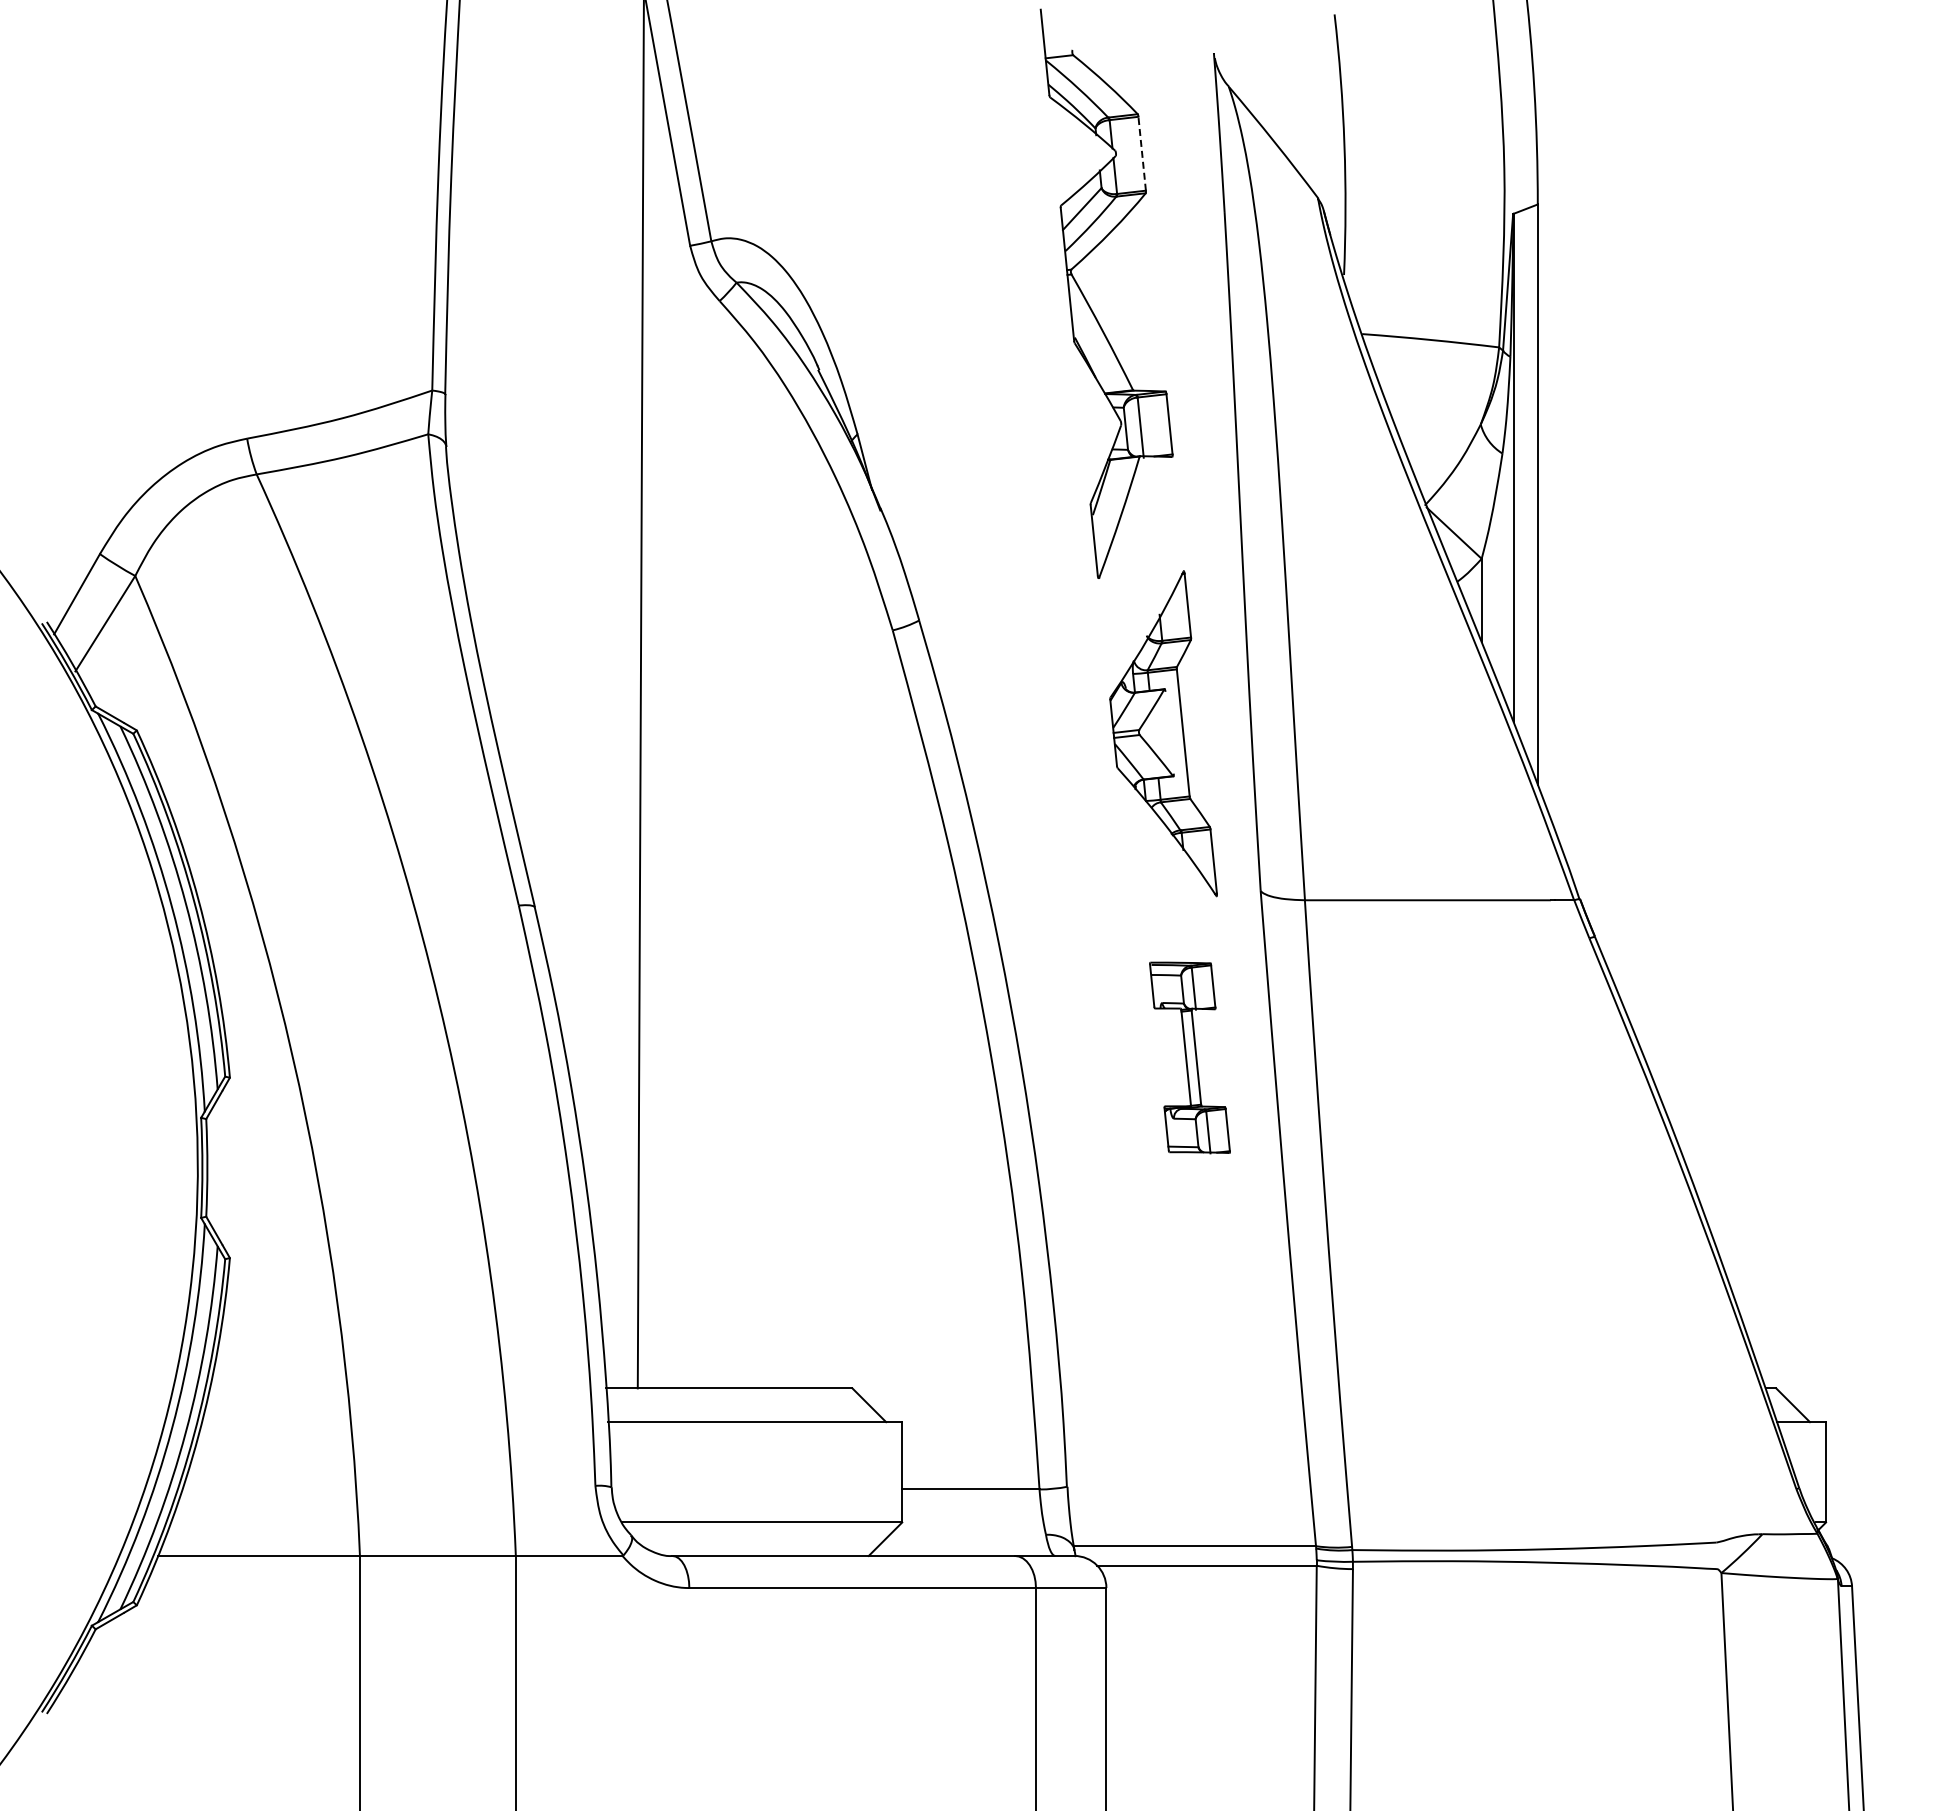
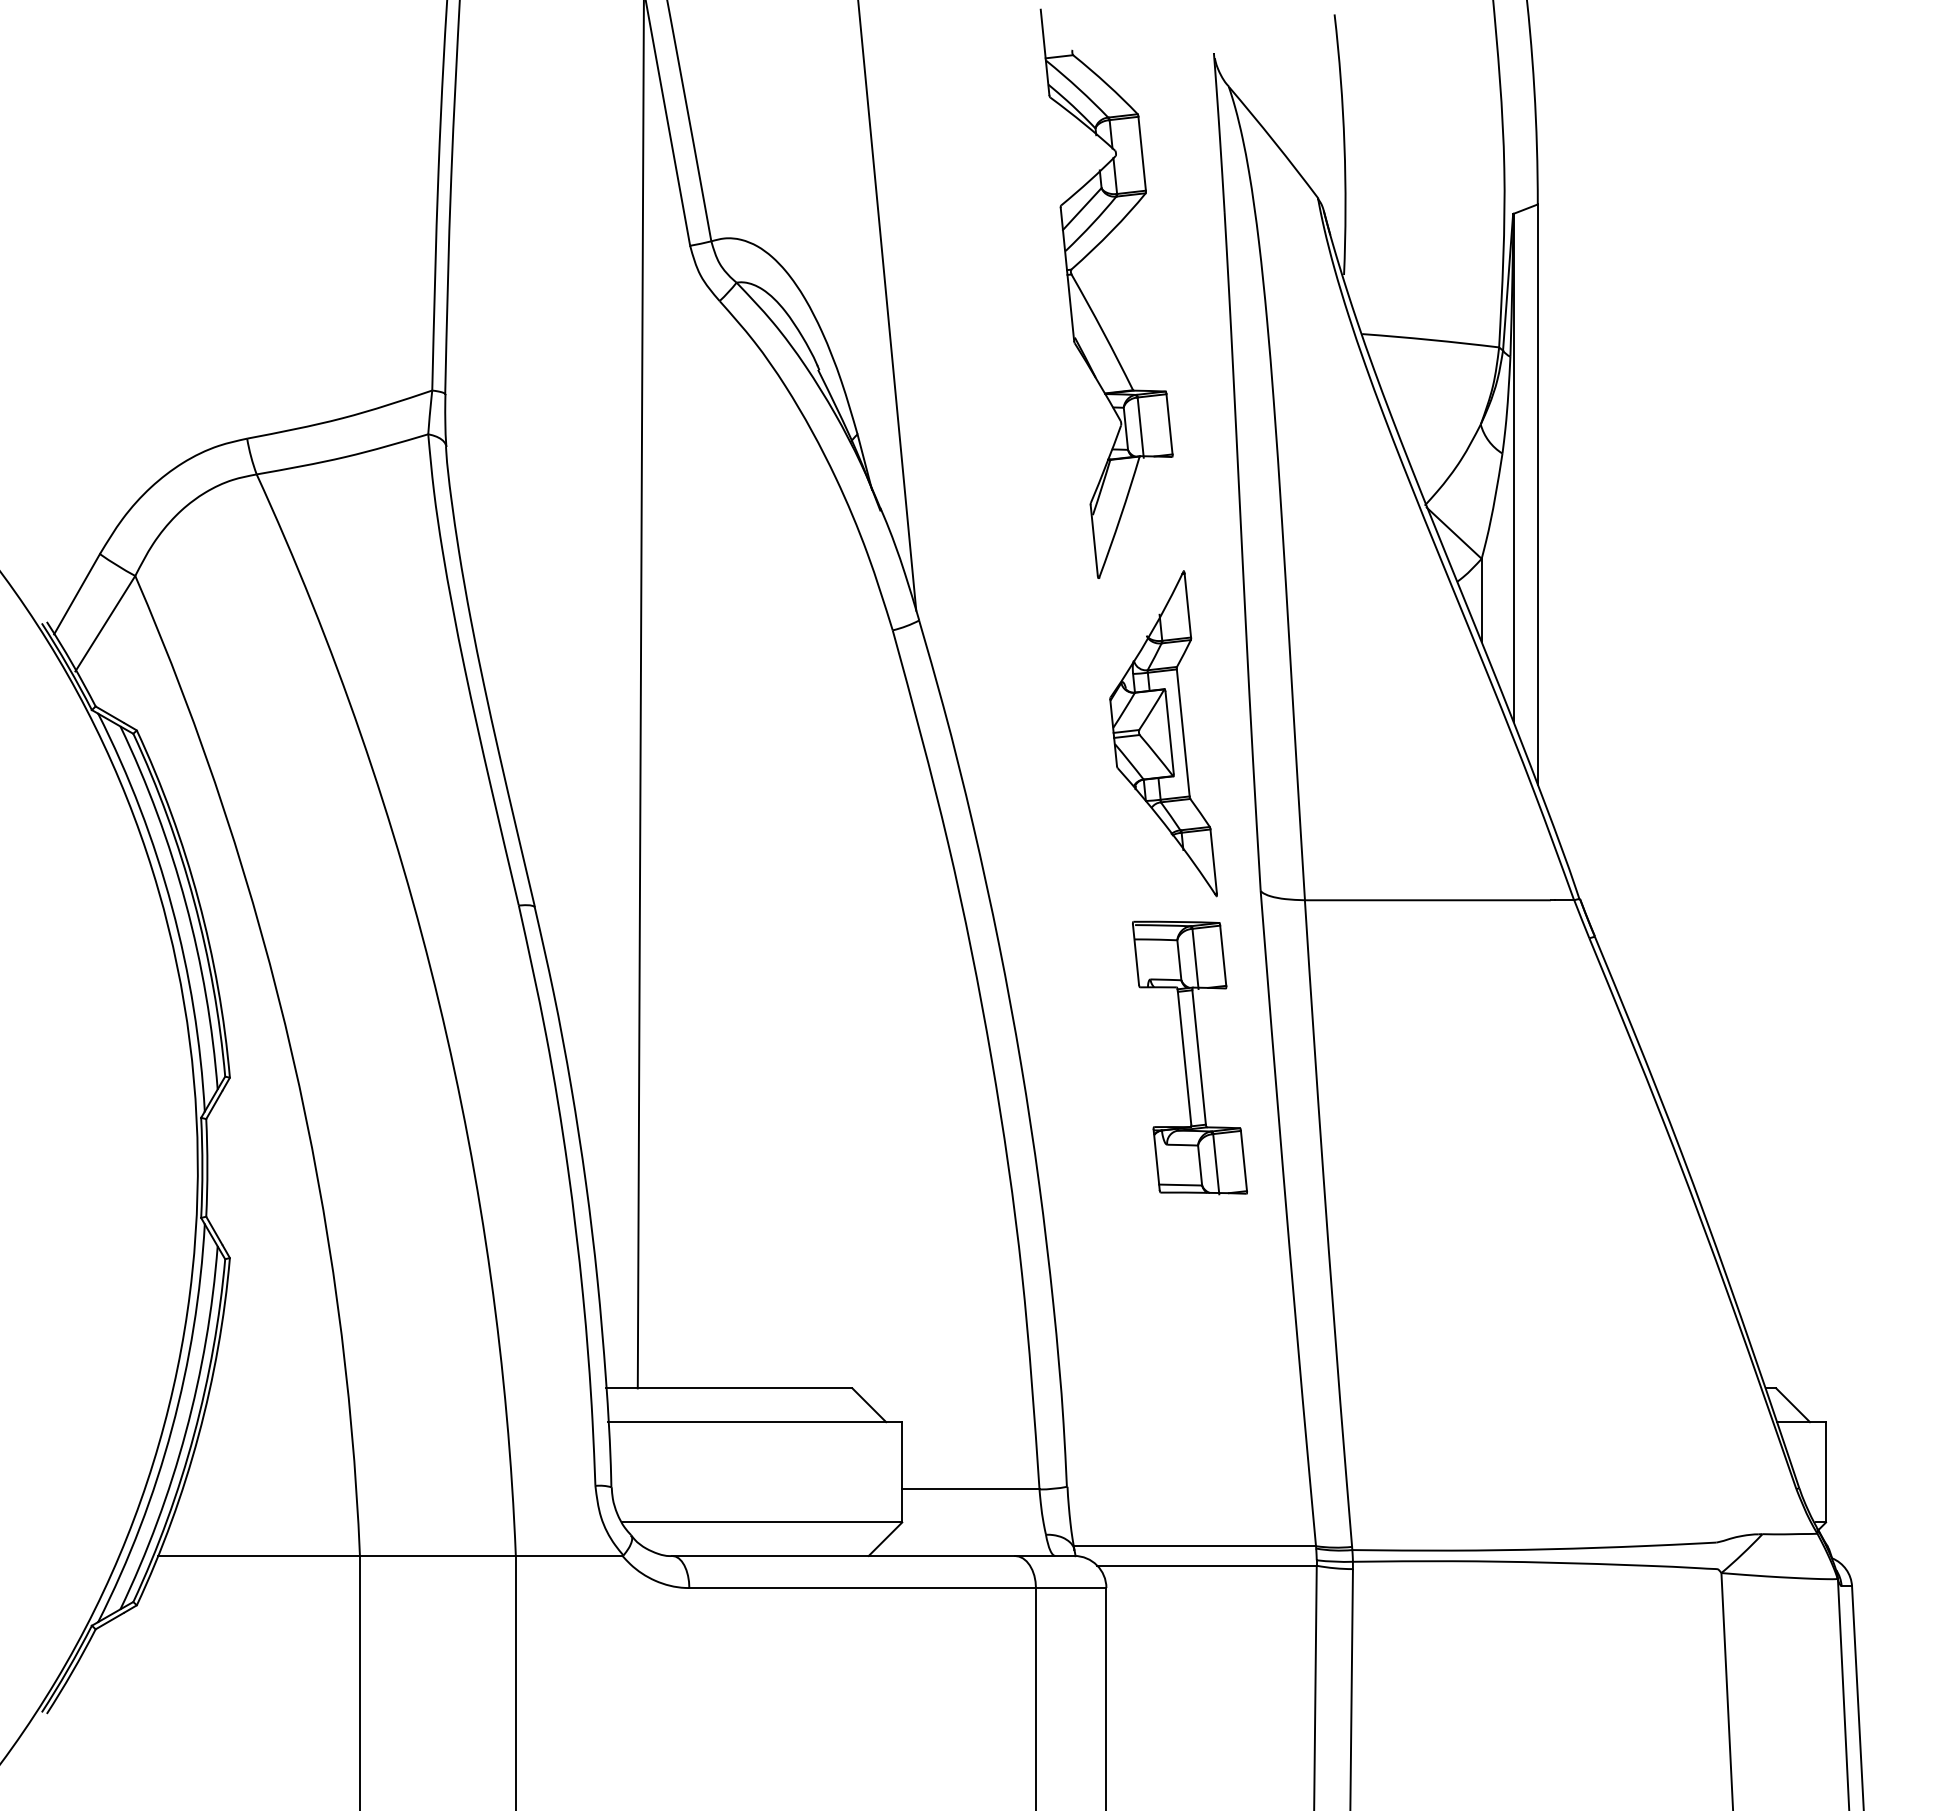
line: dashed -> solid (1142, 153)
line: none -> present (887, 306)
line: none -> present (1169, 732)
part size: 82x194 px -> 116x276 px (1189, 1057)
